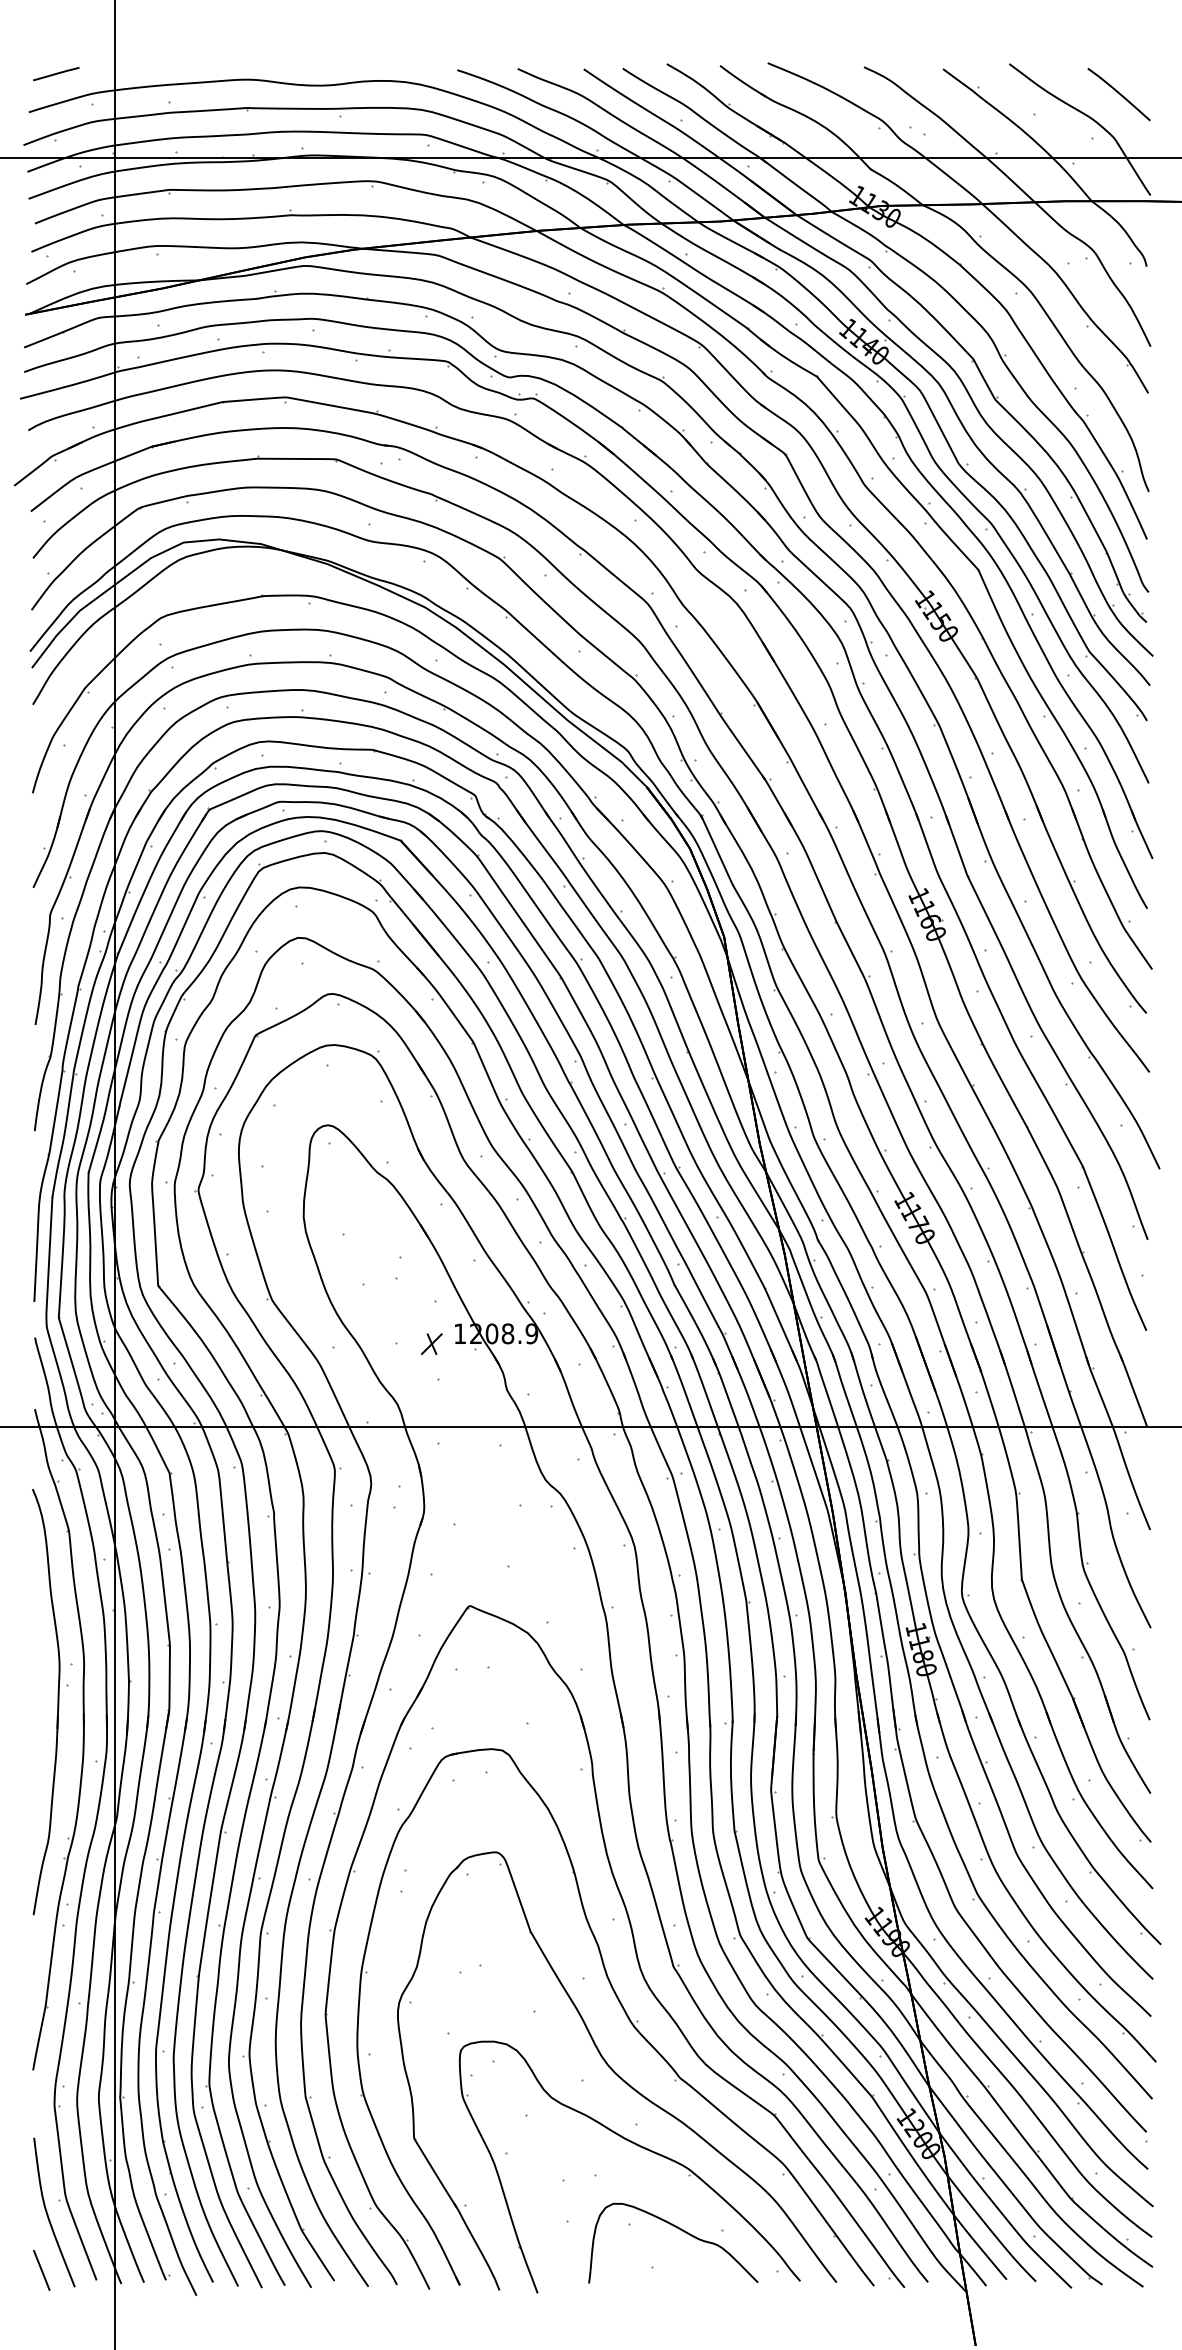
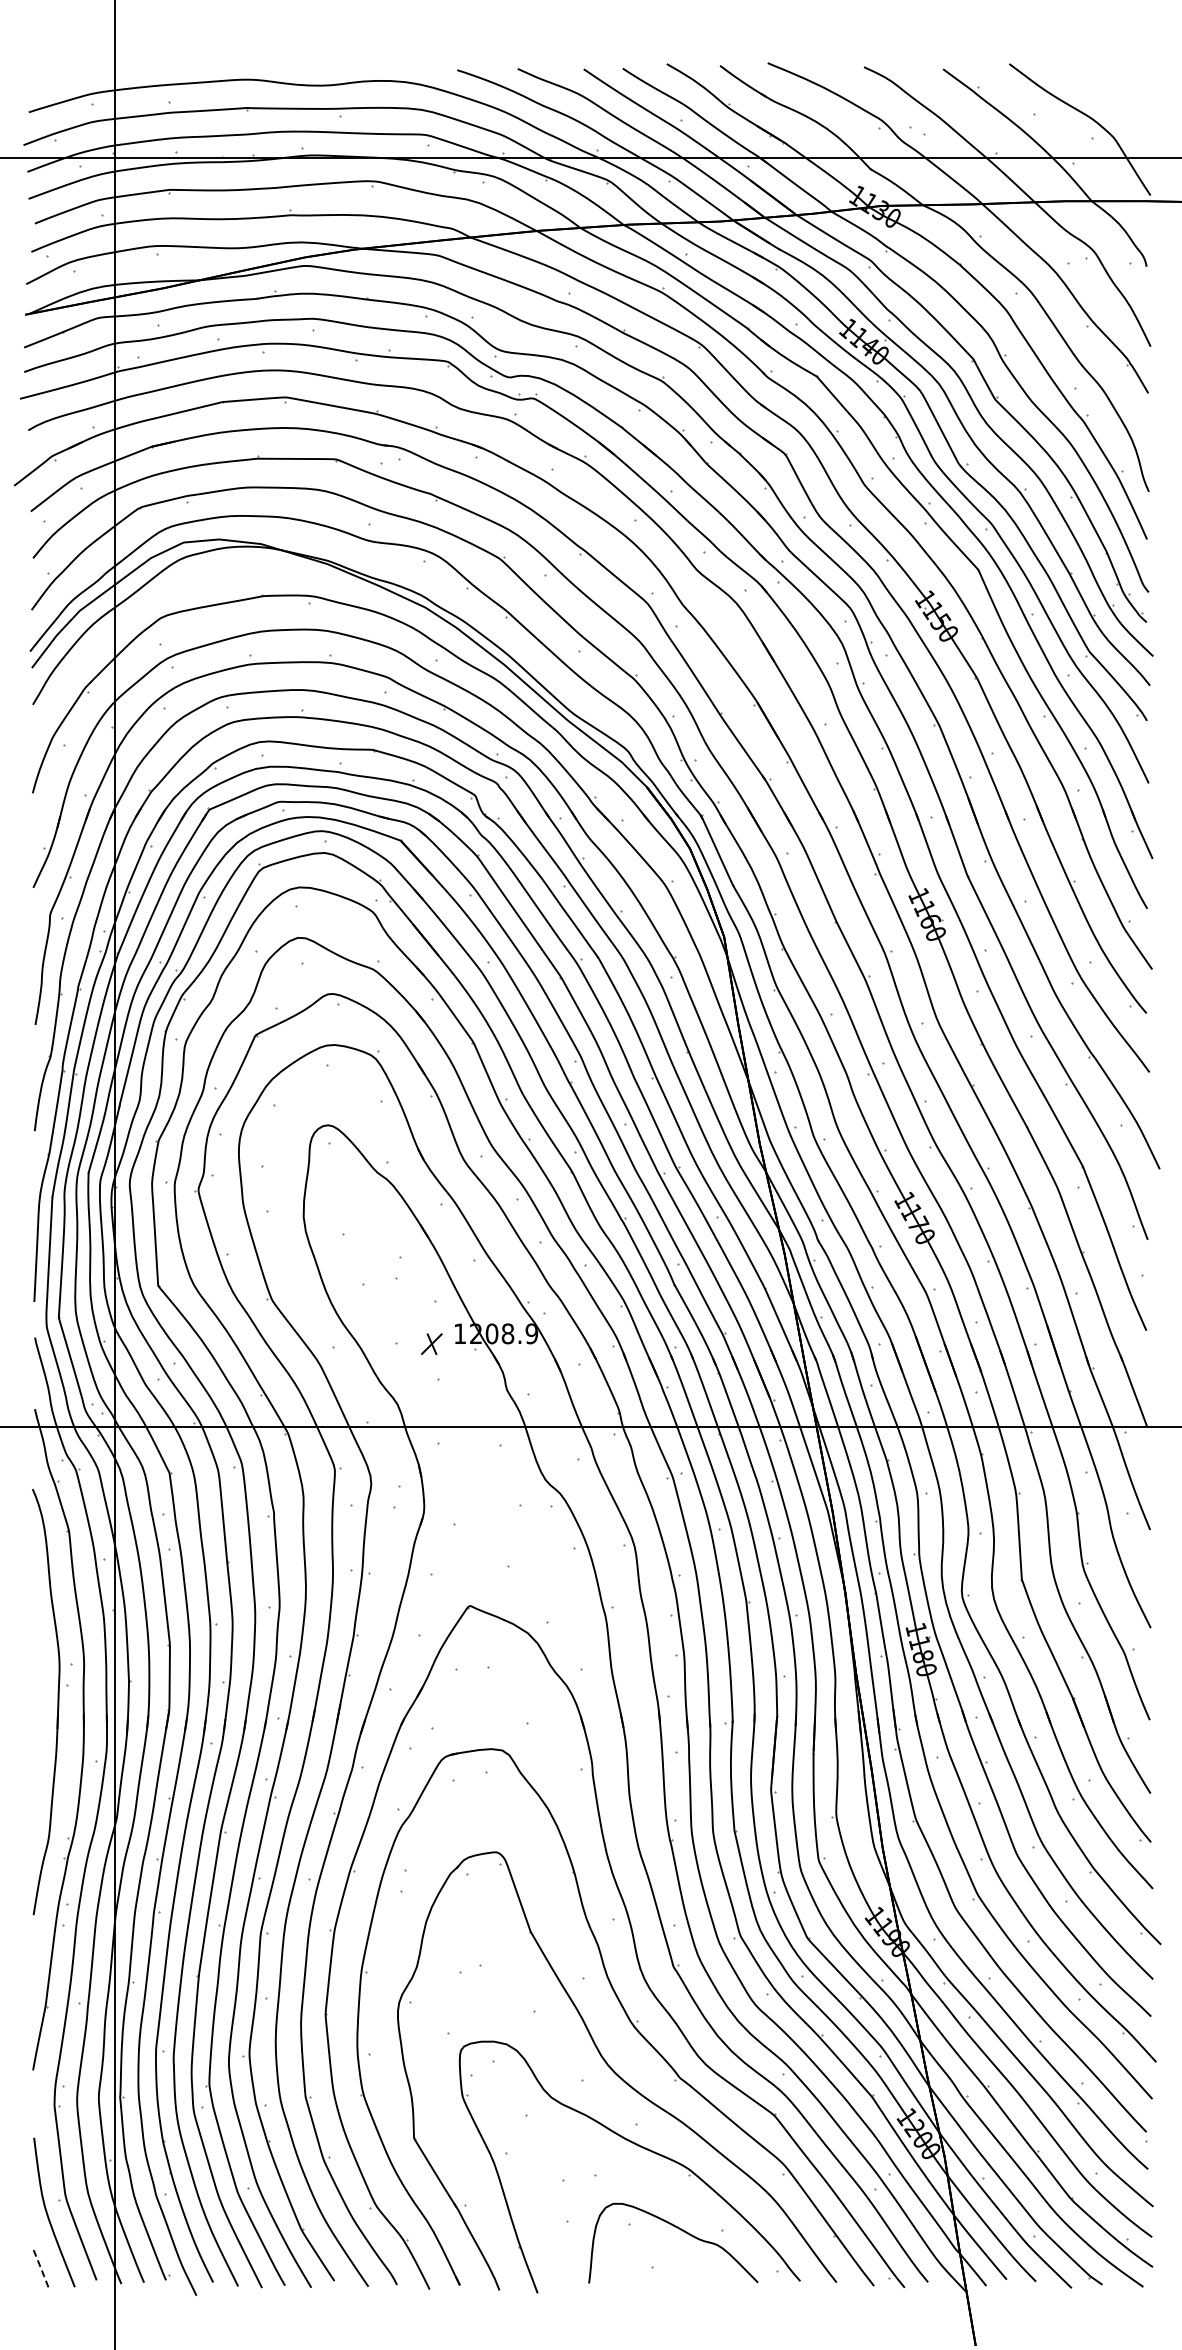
line: present -> none (56, 74)
curve: present -> none (1118, 93)
line: solid -> dashed (41, 2270)
